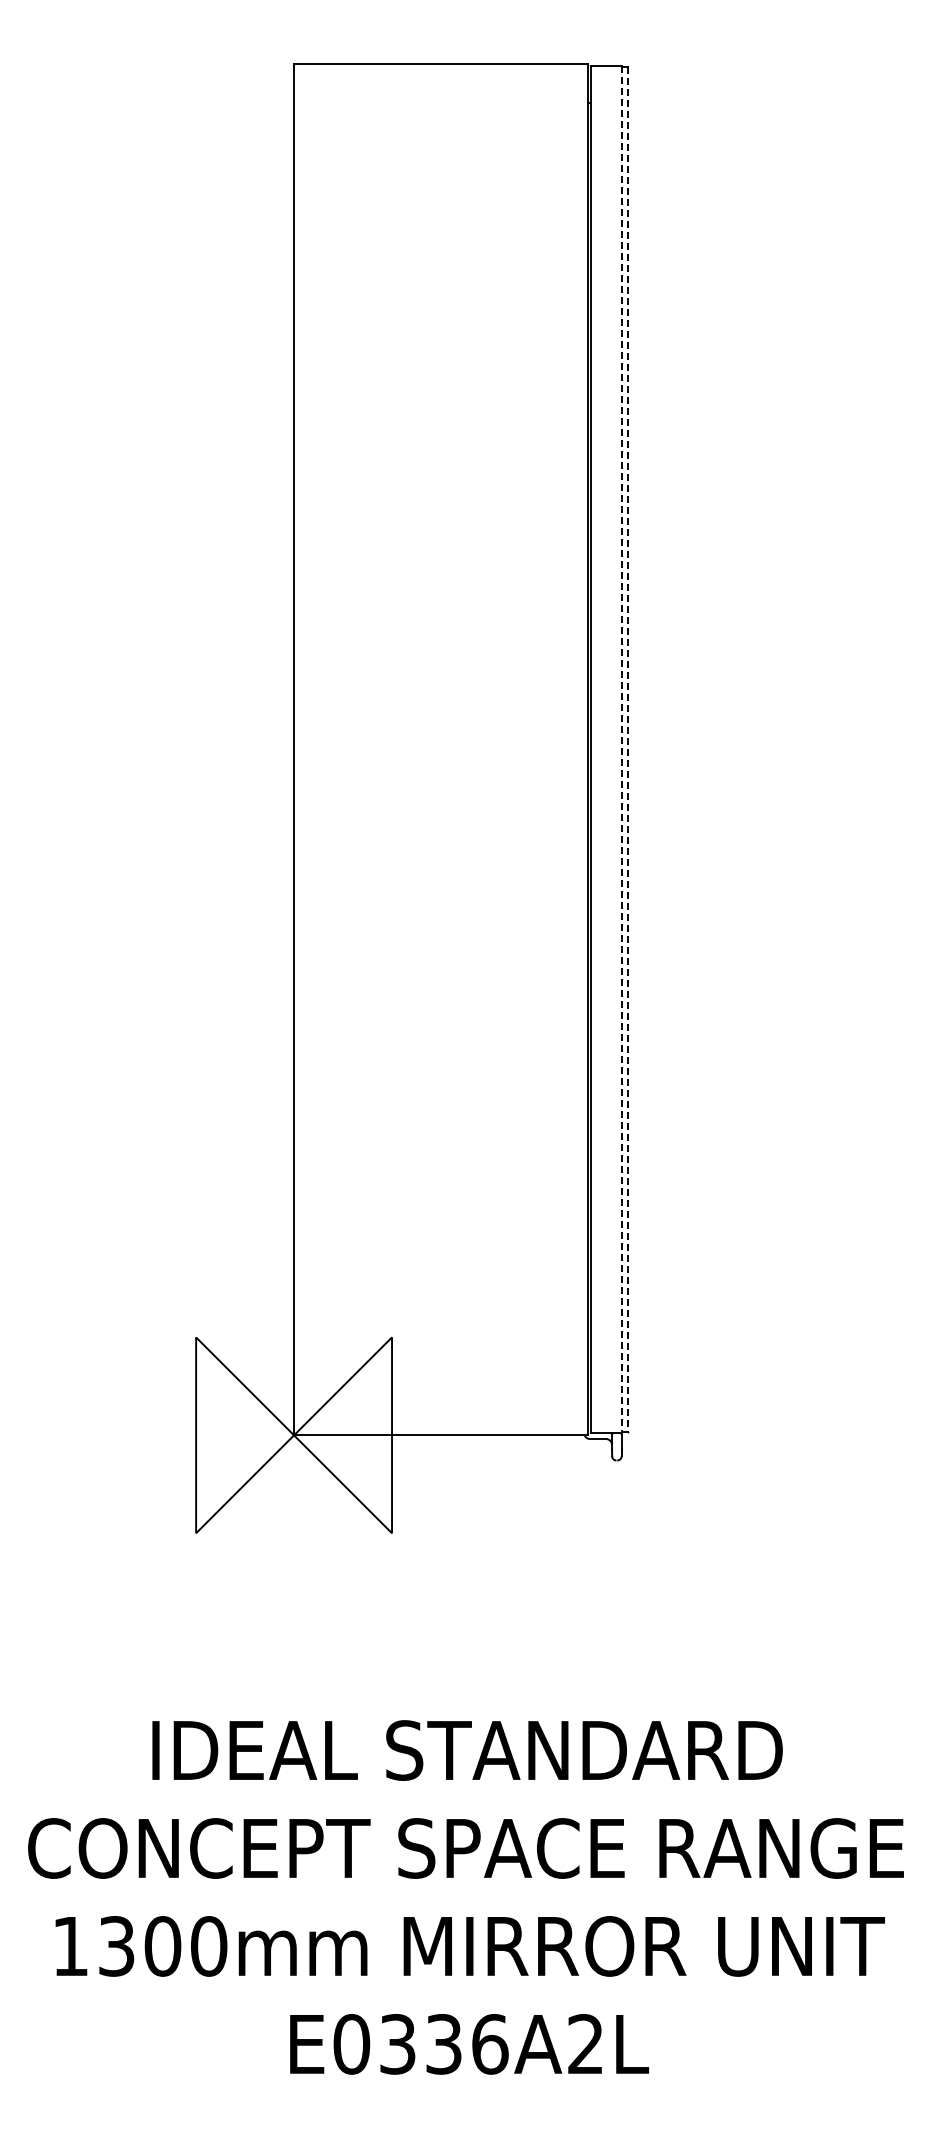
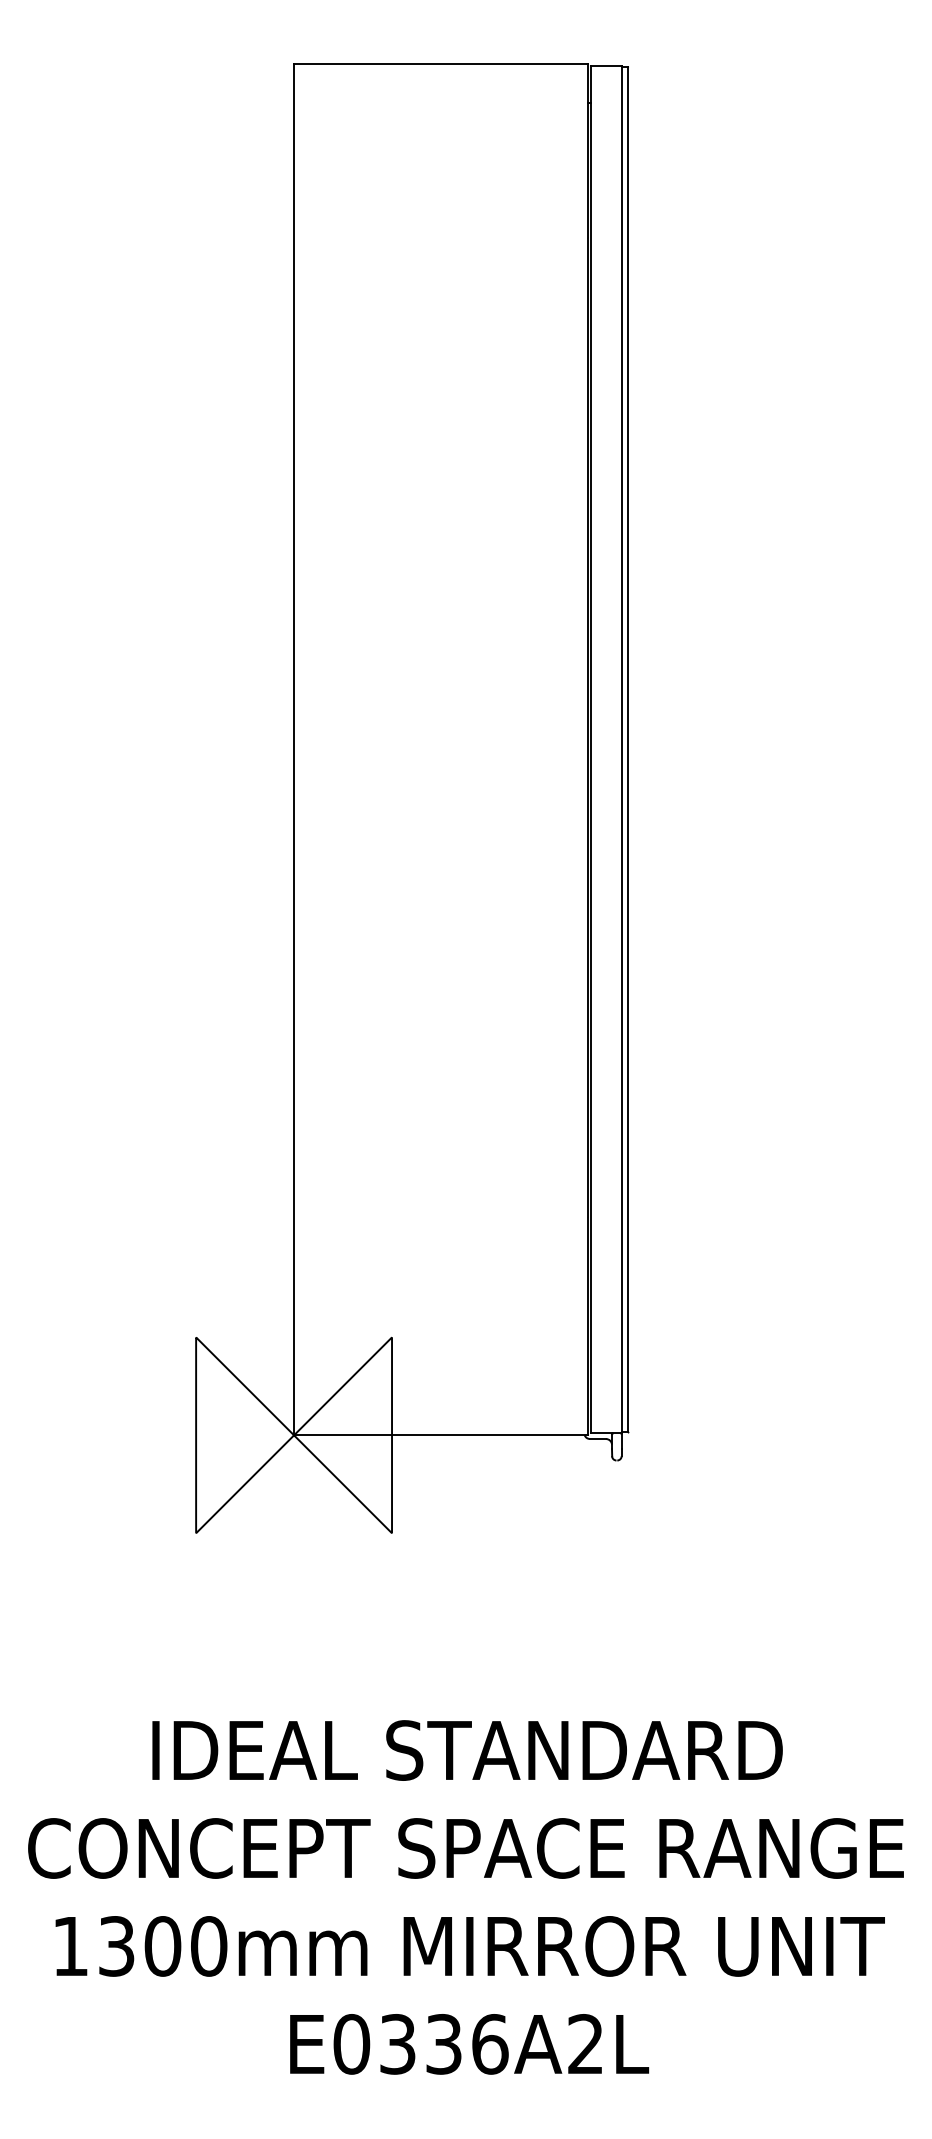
line: dashed -> solid (622, 749)
line: dashed -> solid (628, 750)
